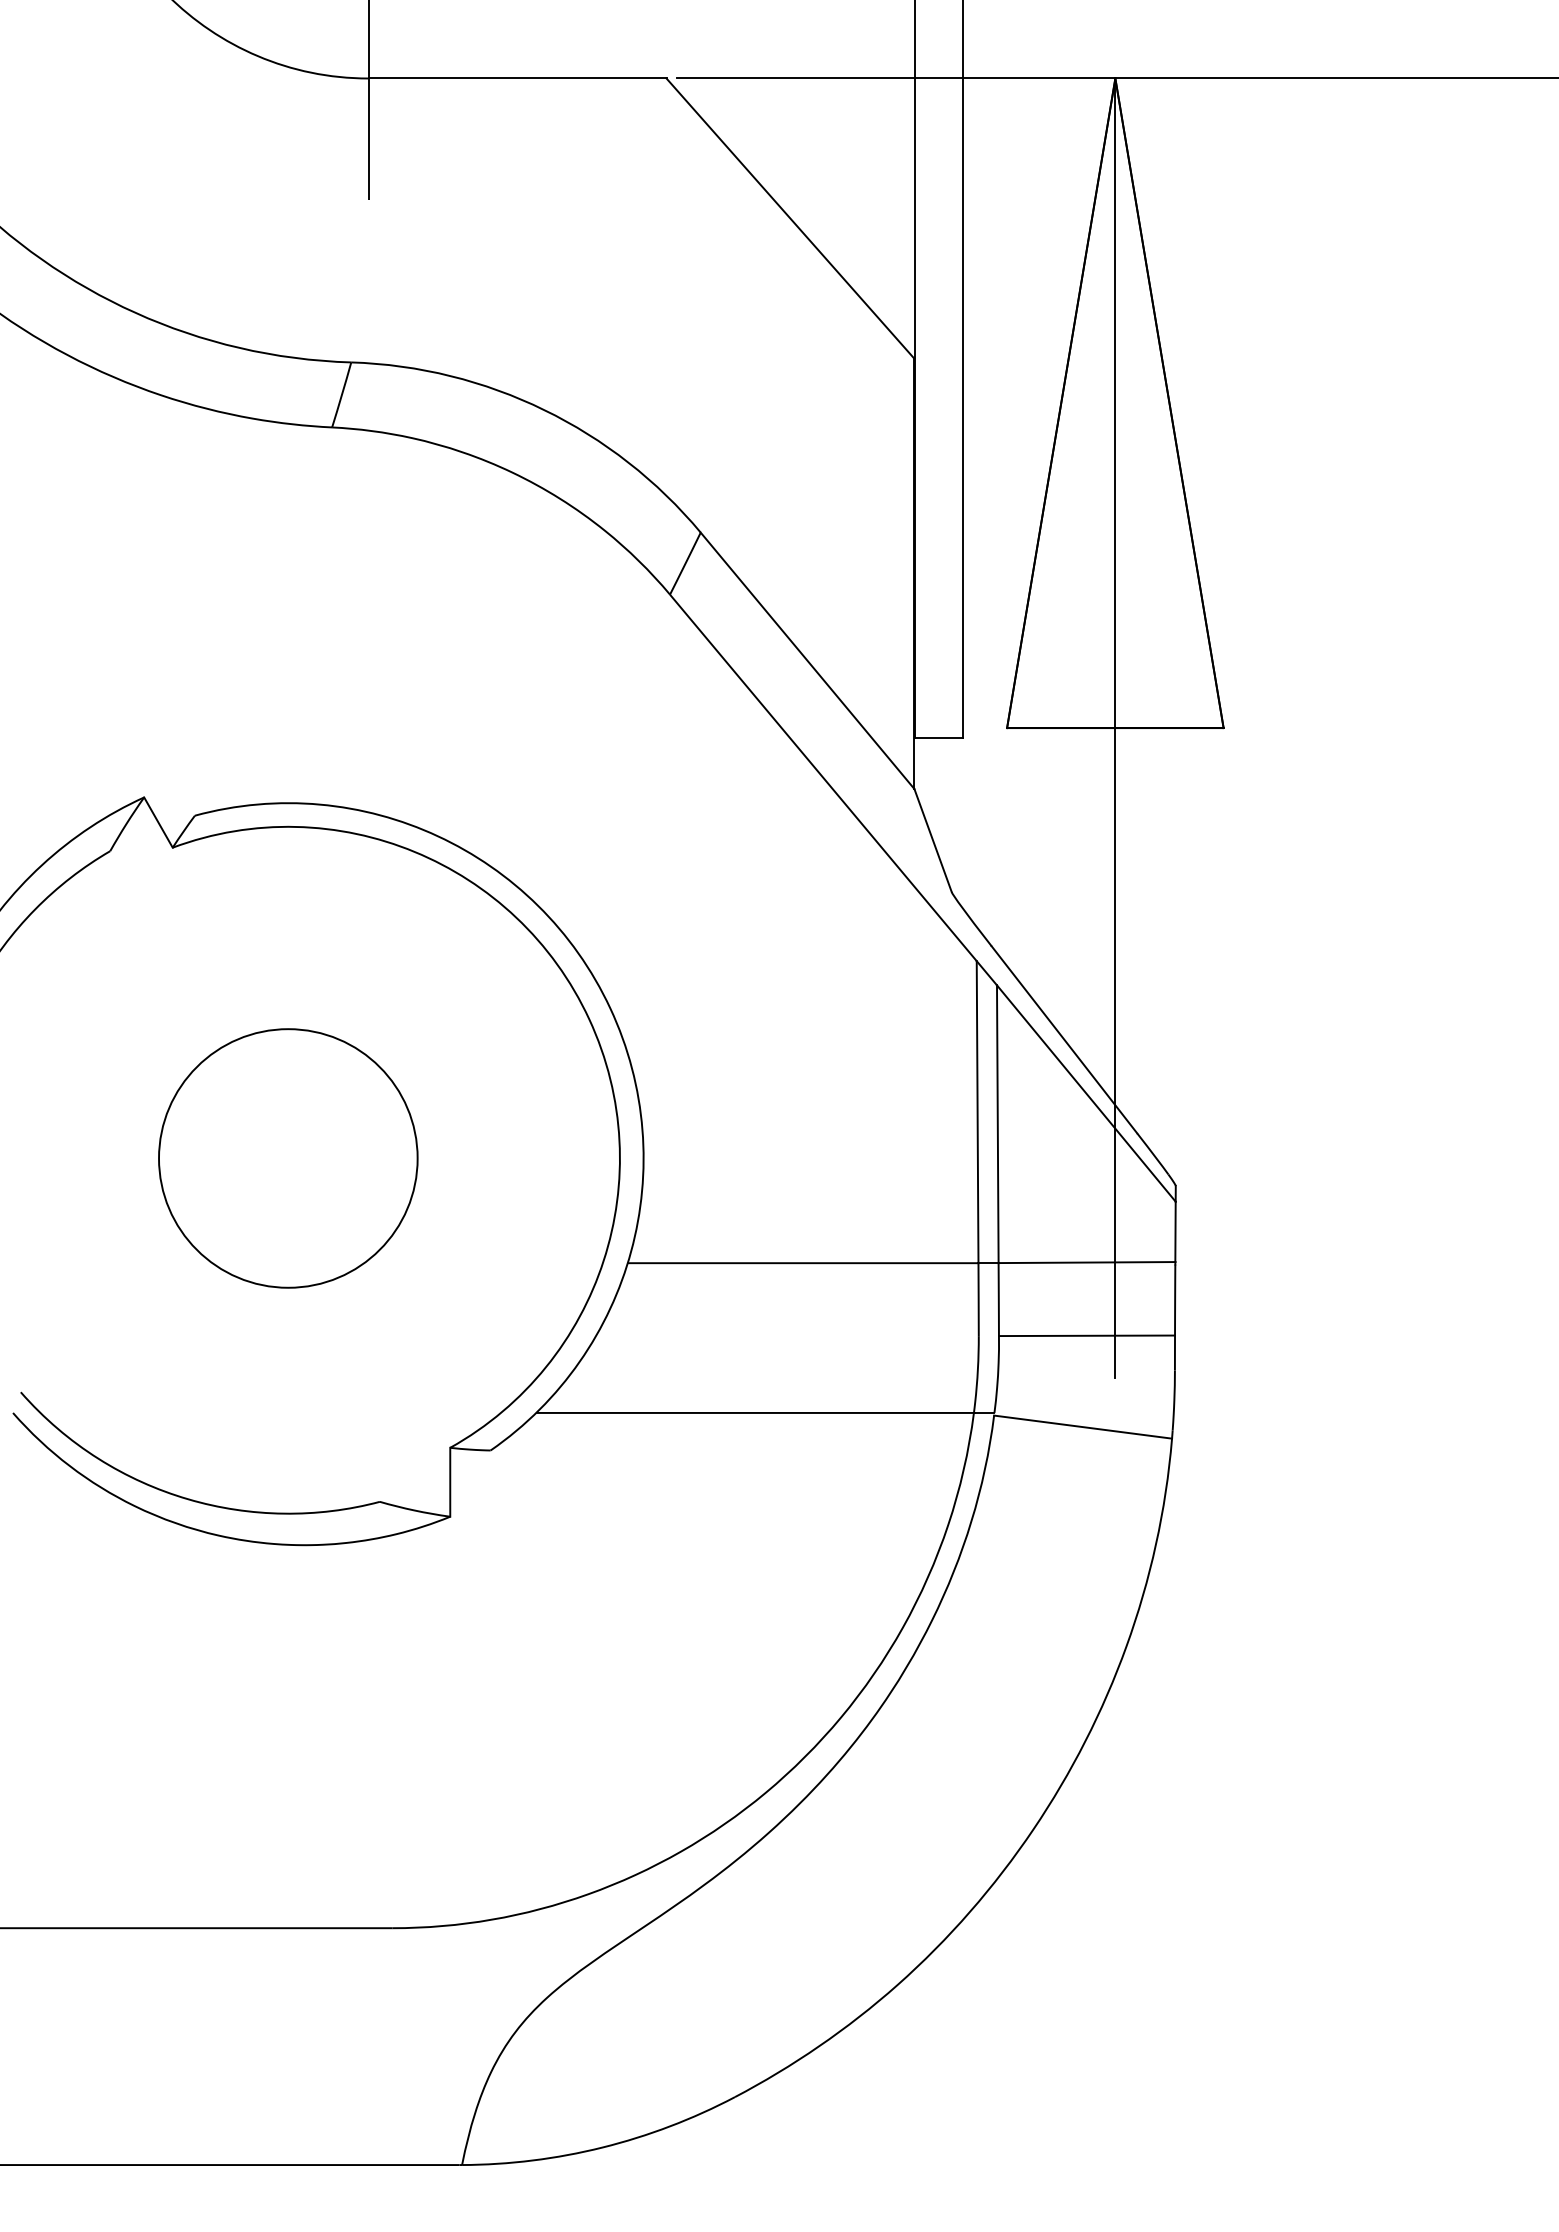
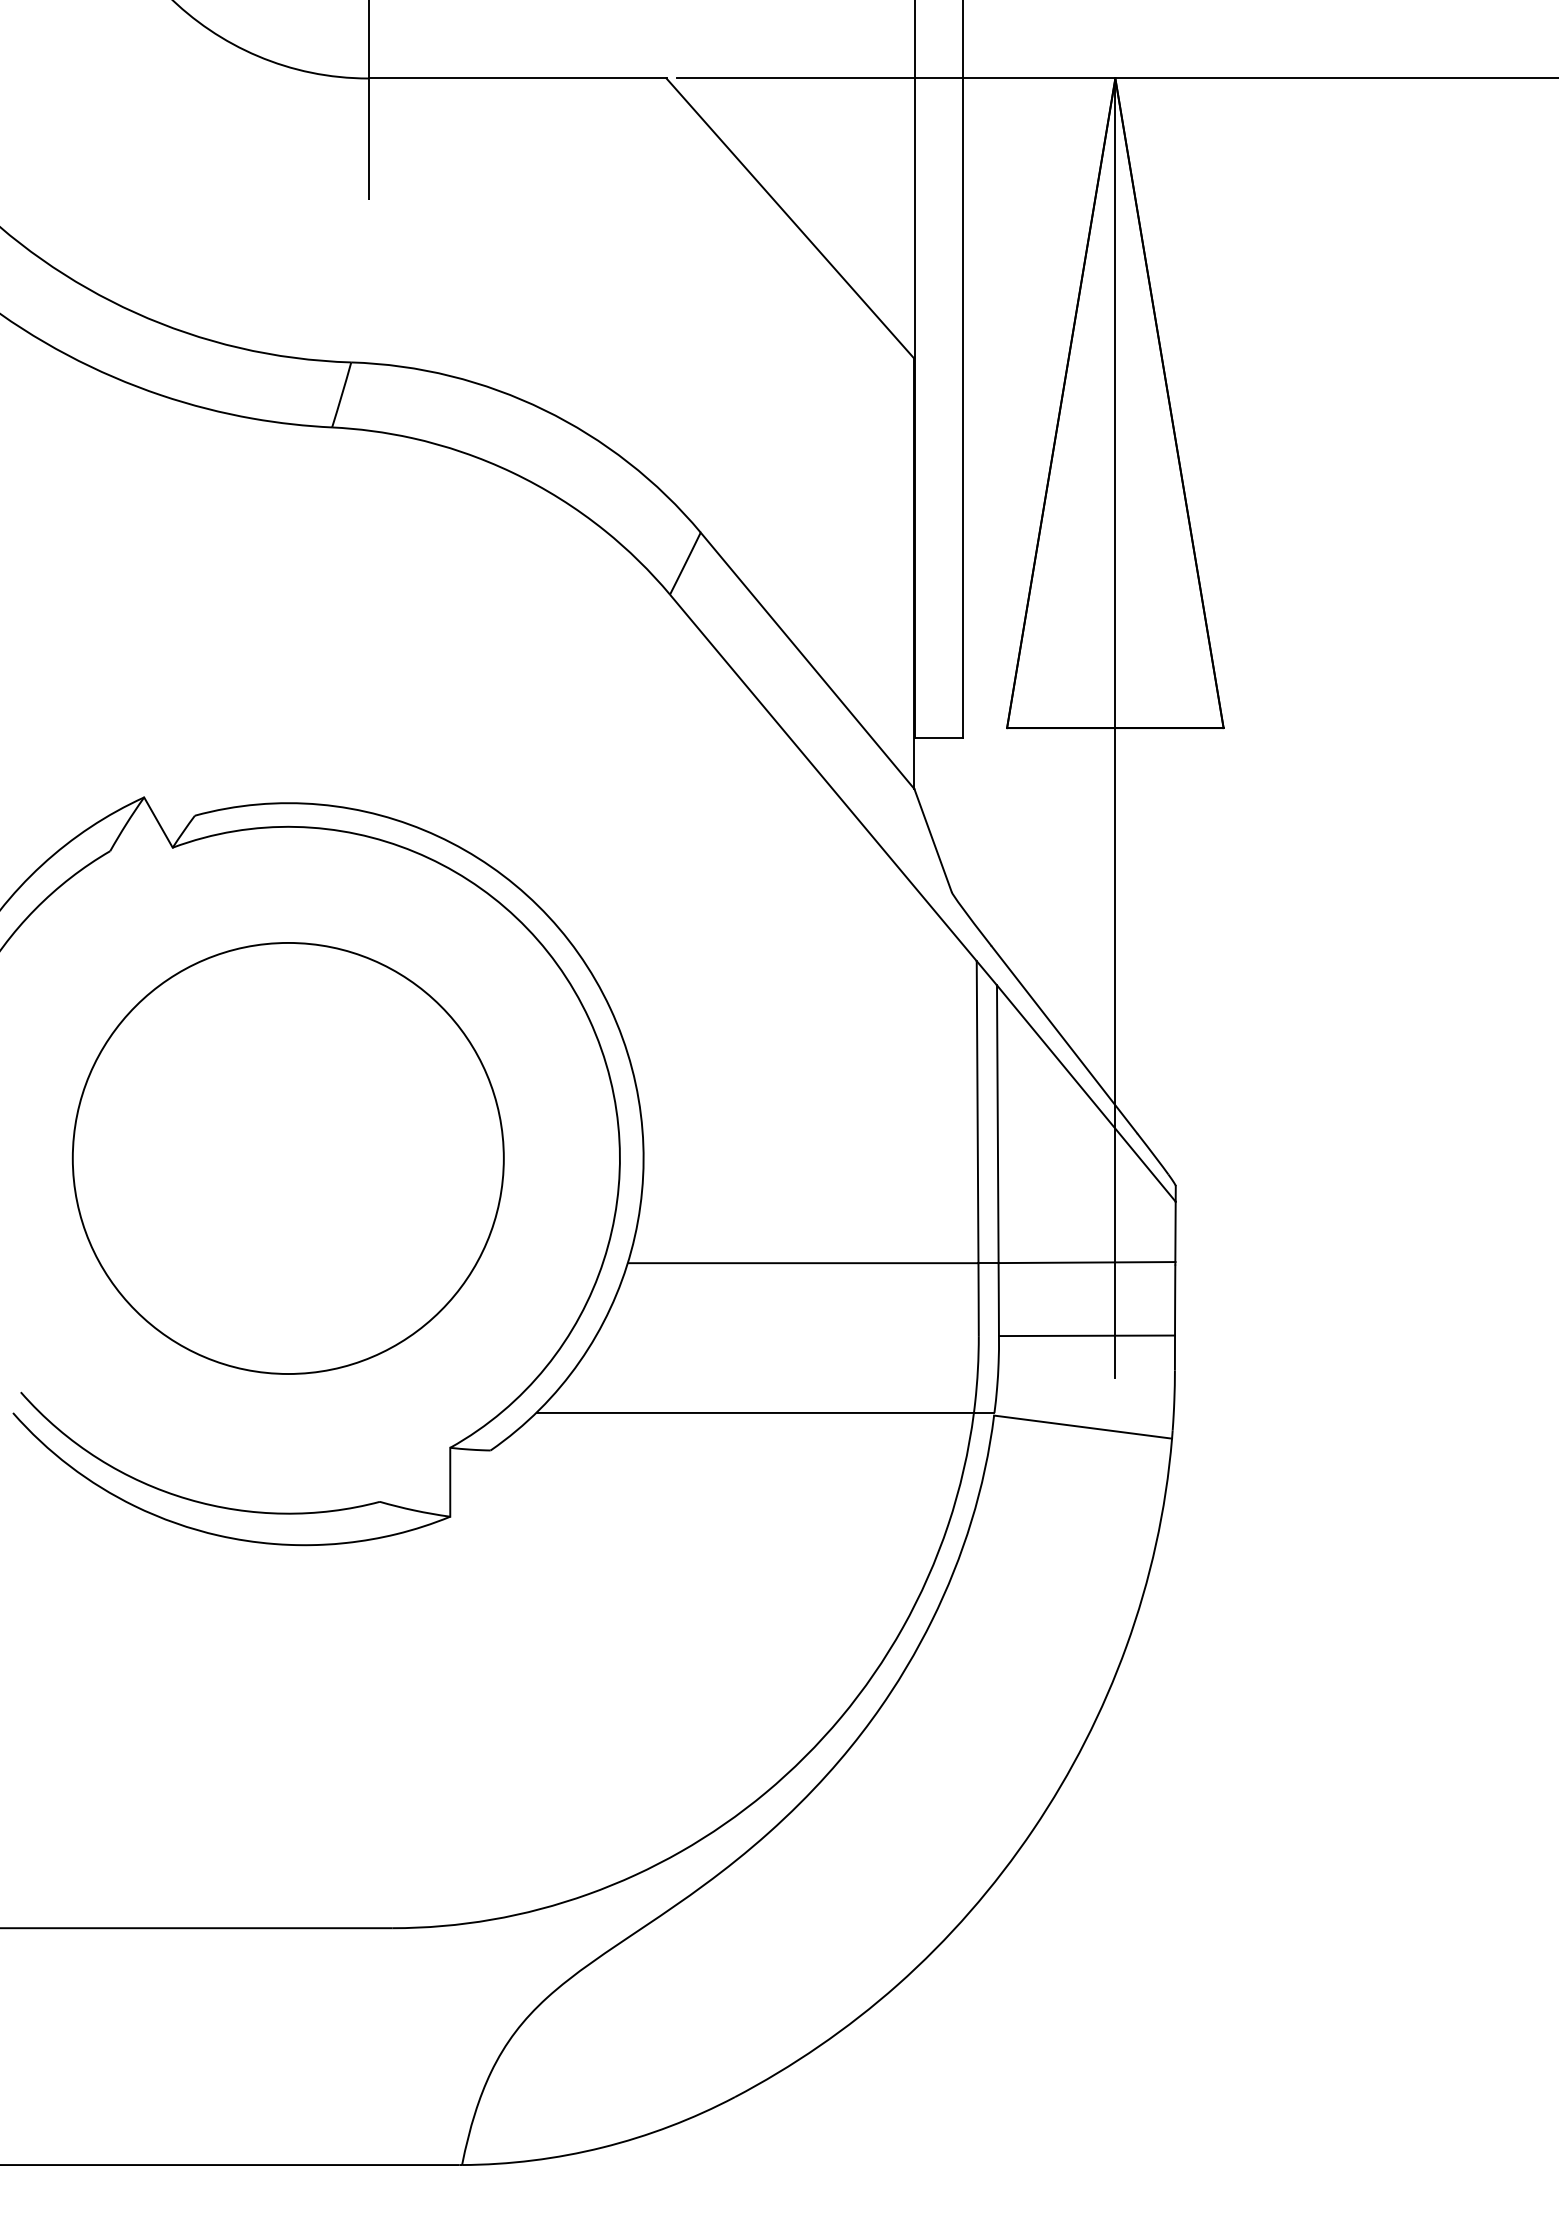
circle diameter: 259 px -> 431 px (287, 1158)
